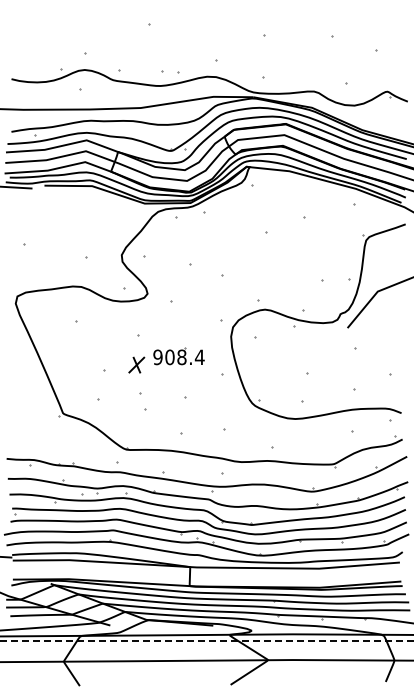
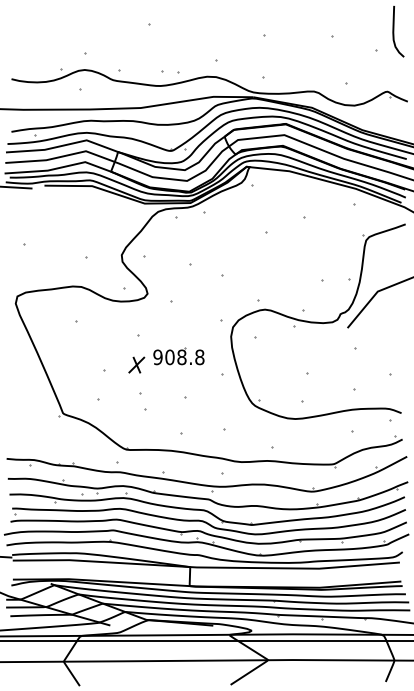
curve: none -> present (394, 31)
text: 908.4 -> 908.8 (199, 357)
line: dashed -> solid (206, 641)
